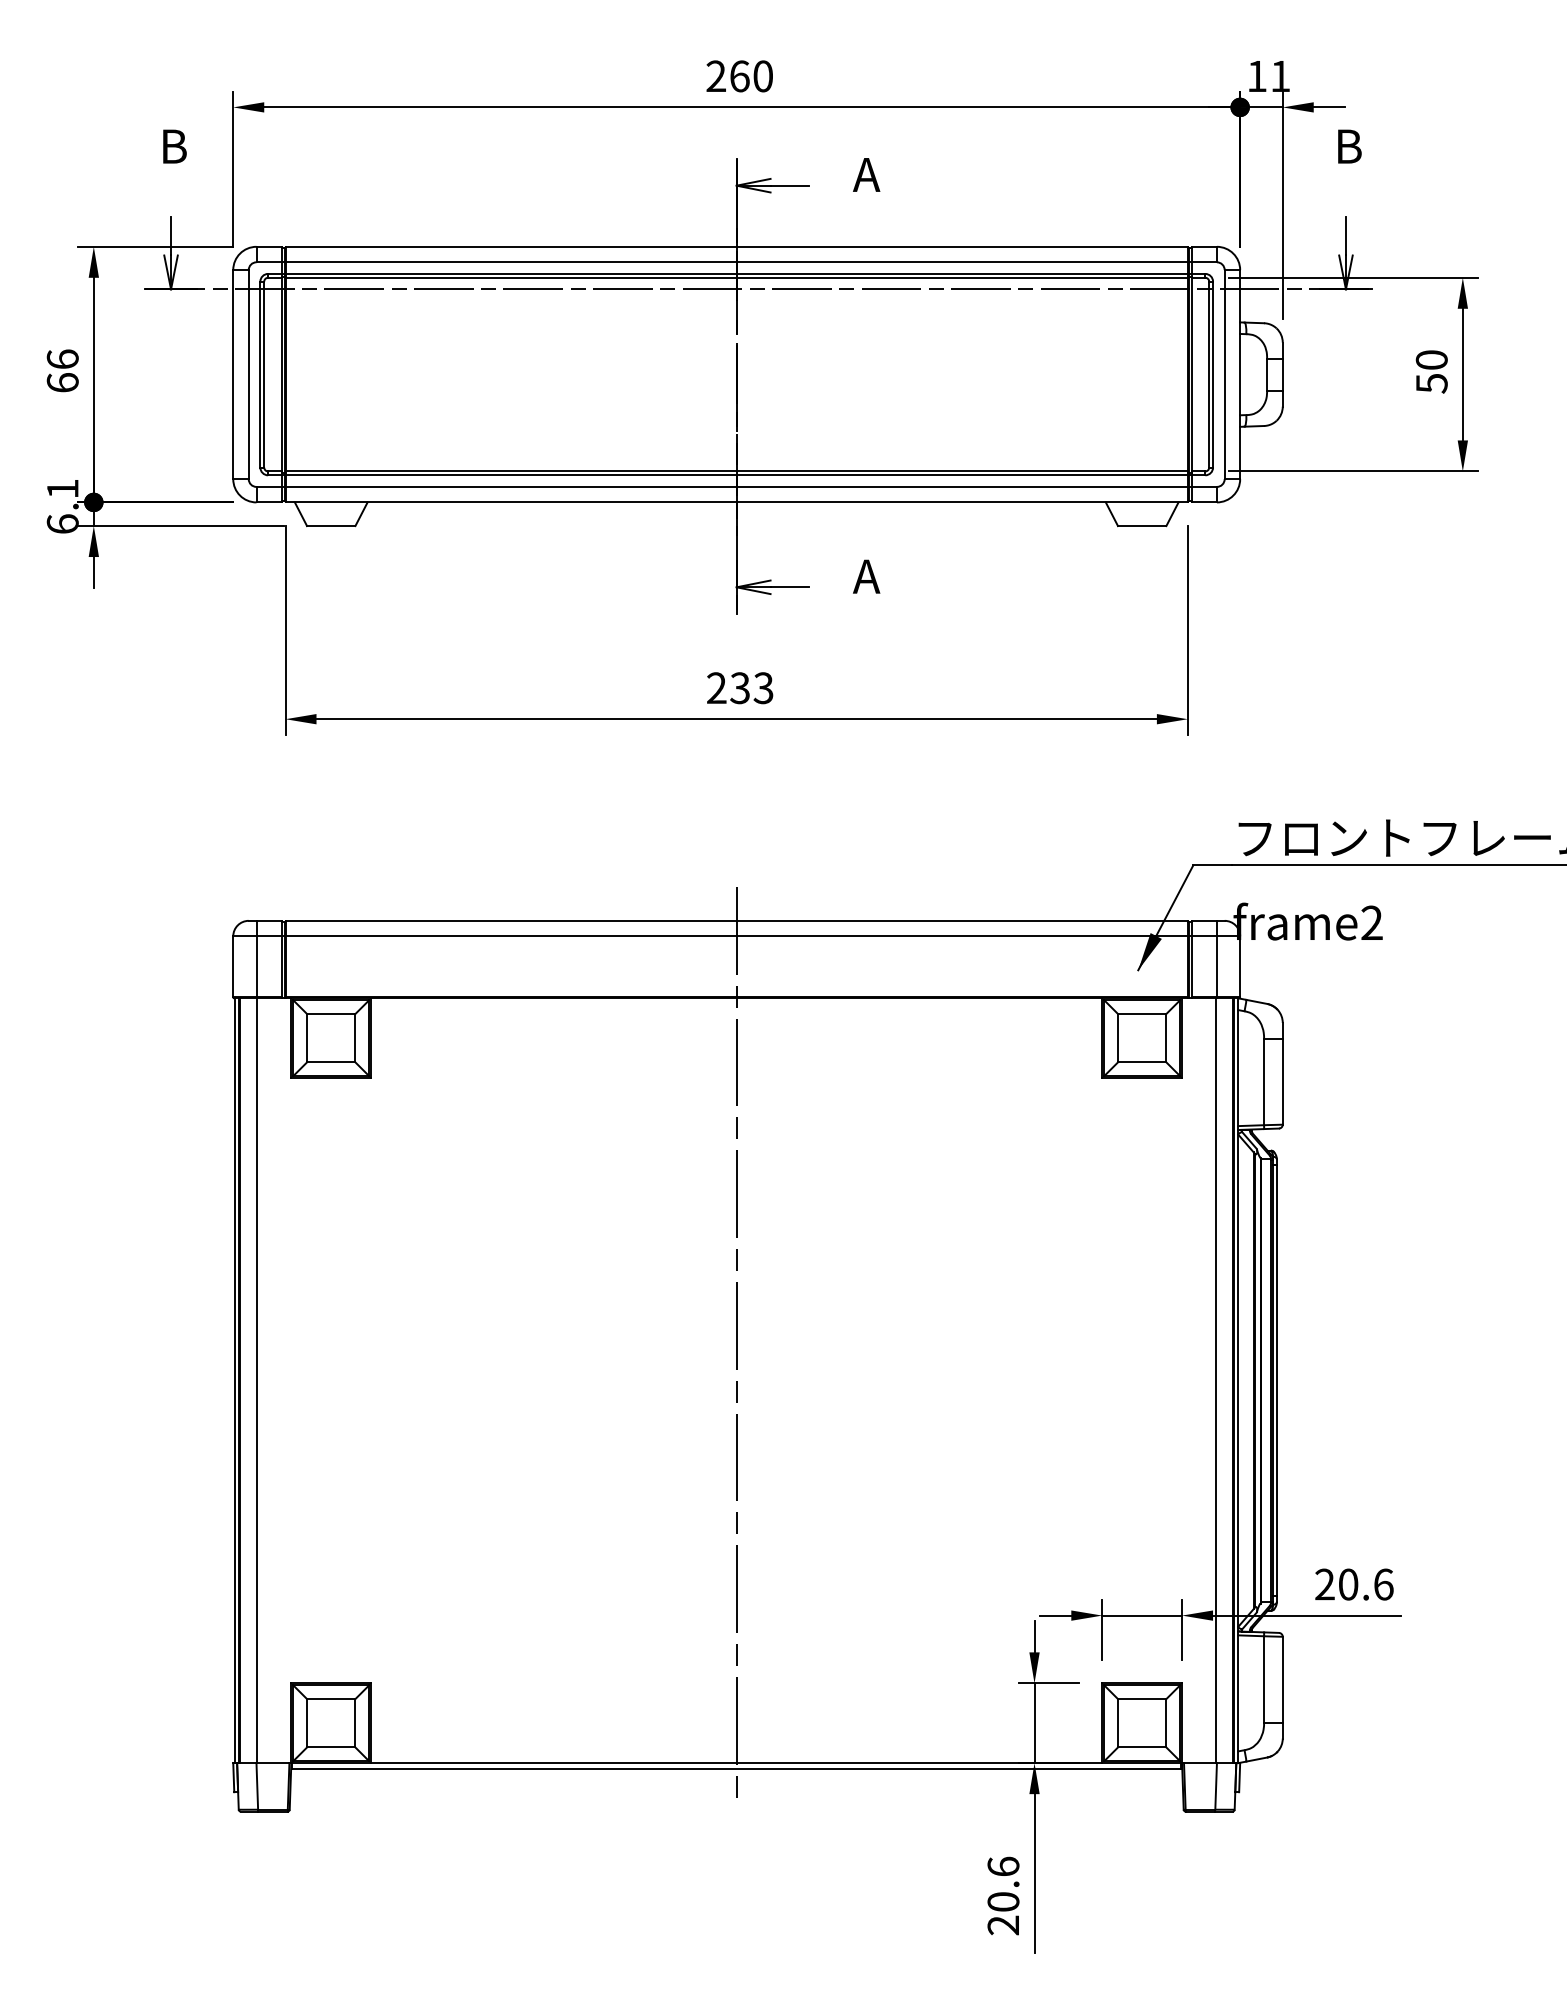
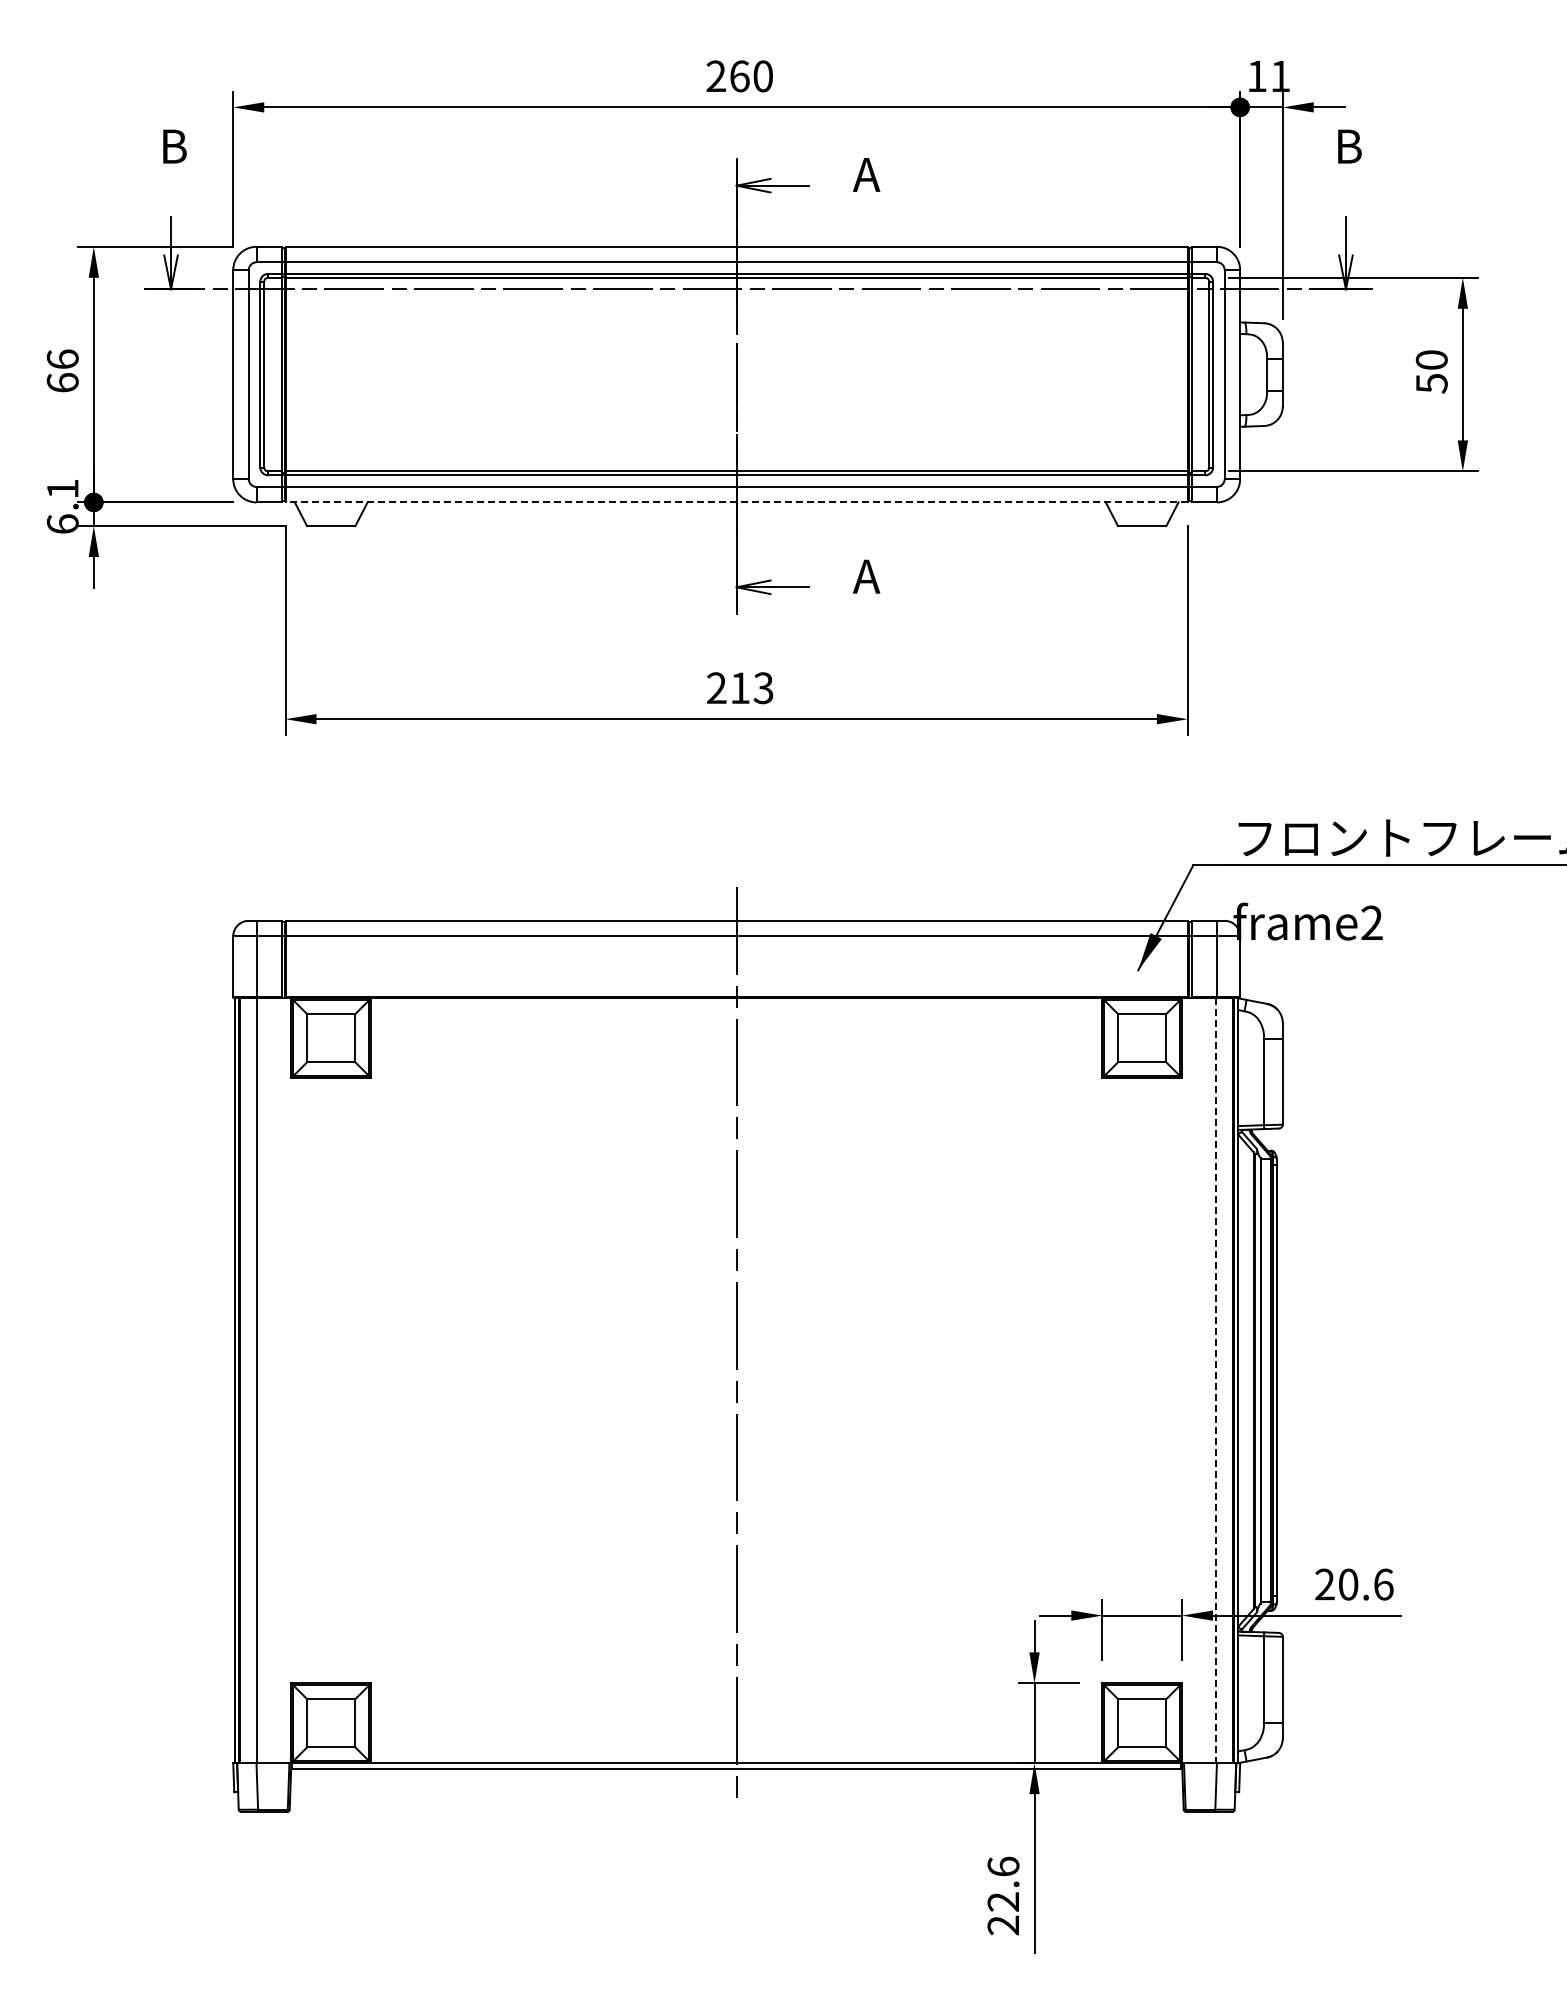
line: solid -> dashed (736, 502)
text: 233 -> 213 (739, 688)
line: solid -> dashed (1215, 1381)
text: 20.6 -> 22.6 (1003, 1901)
